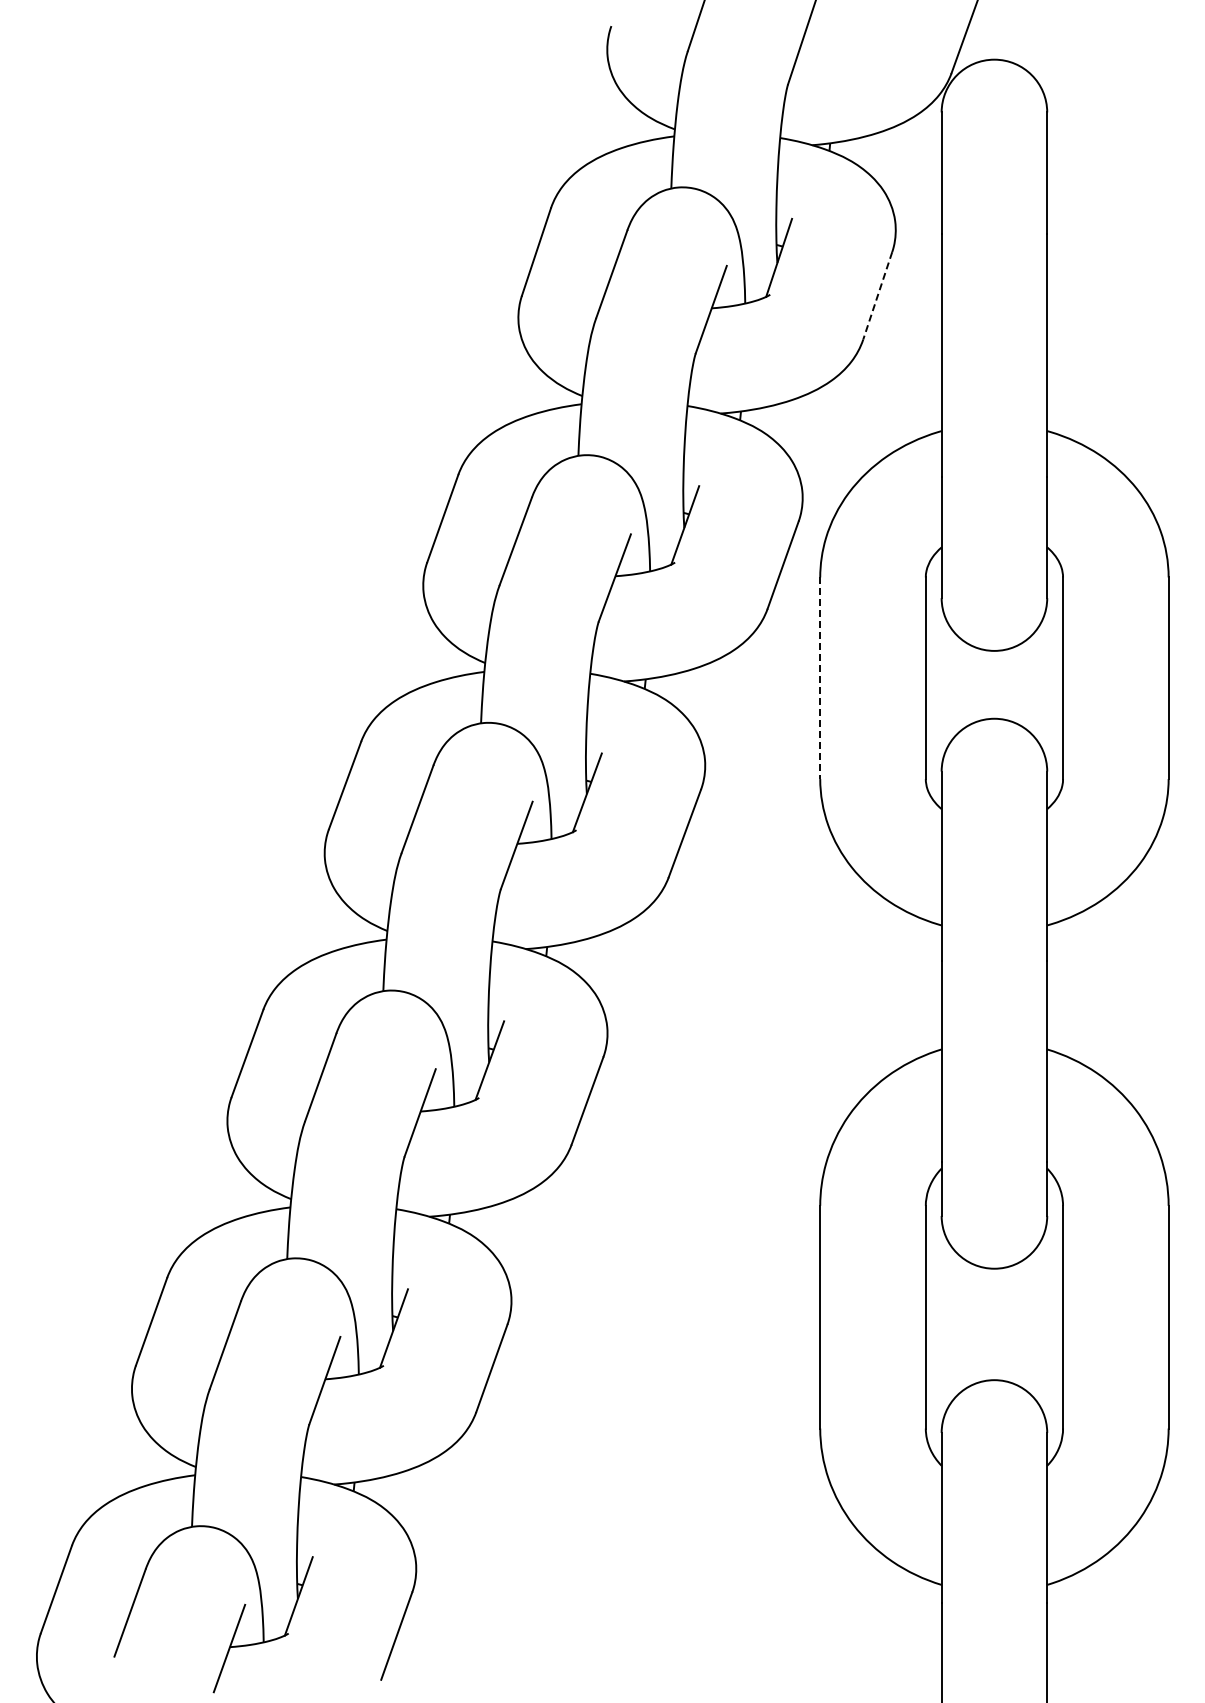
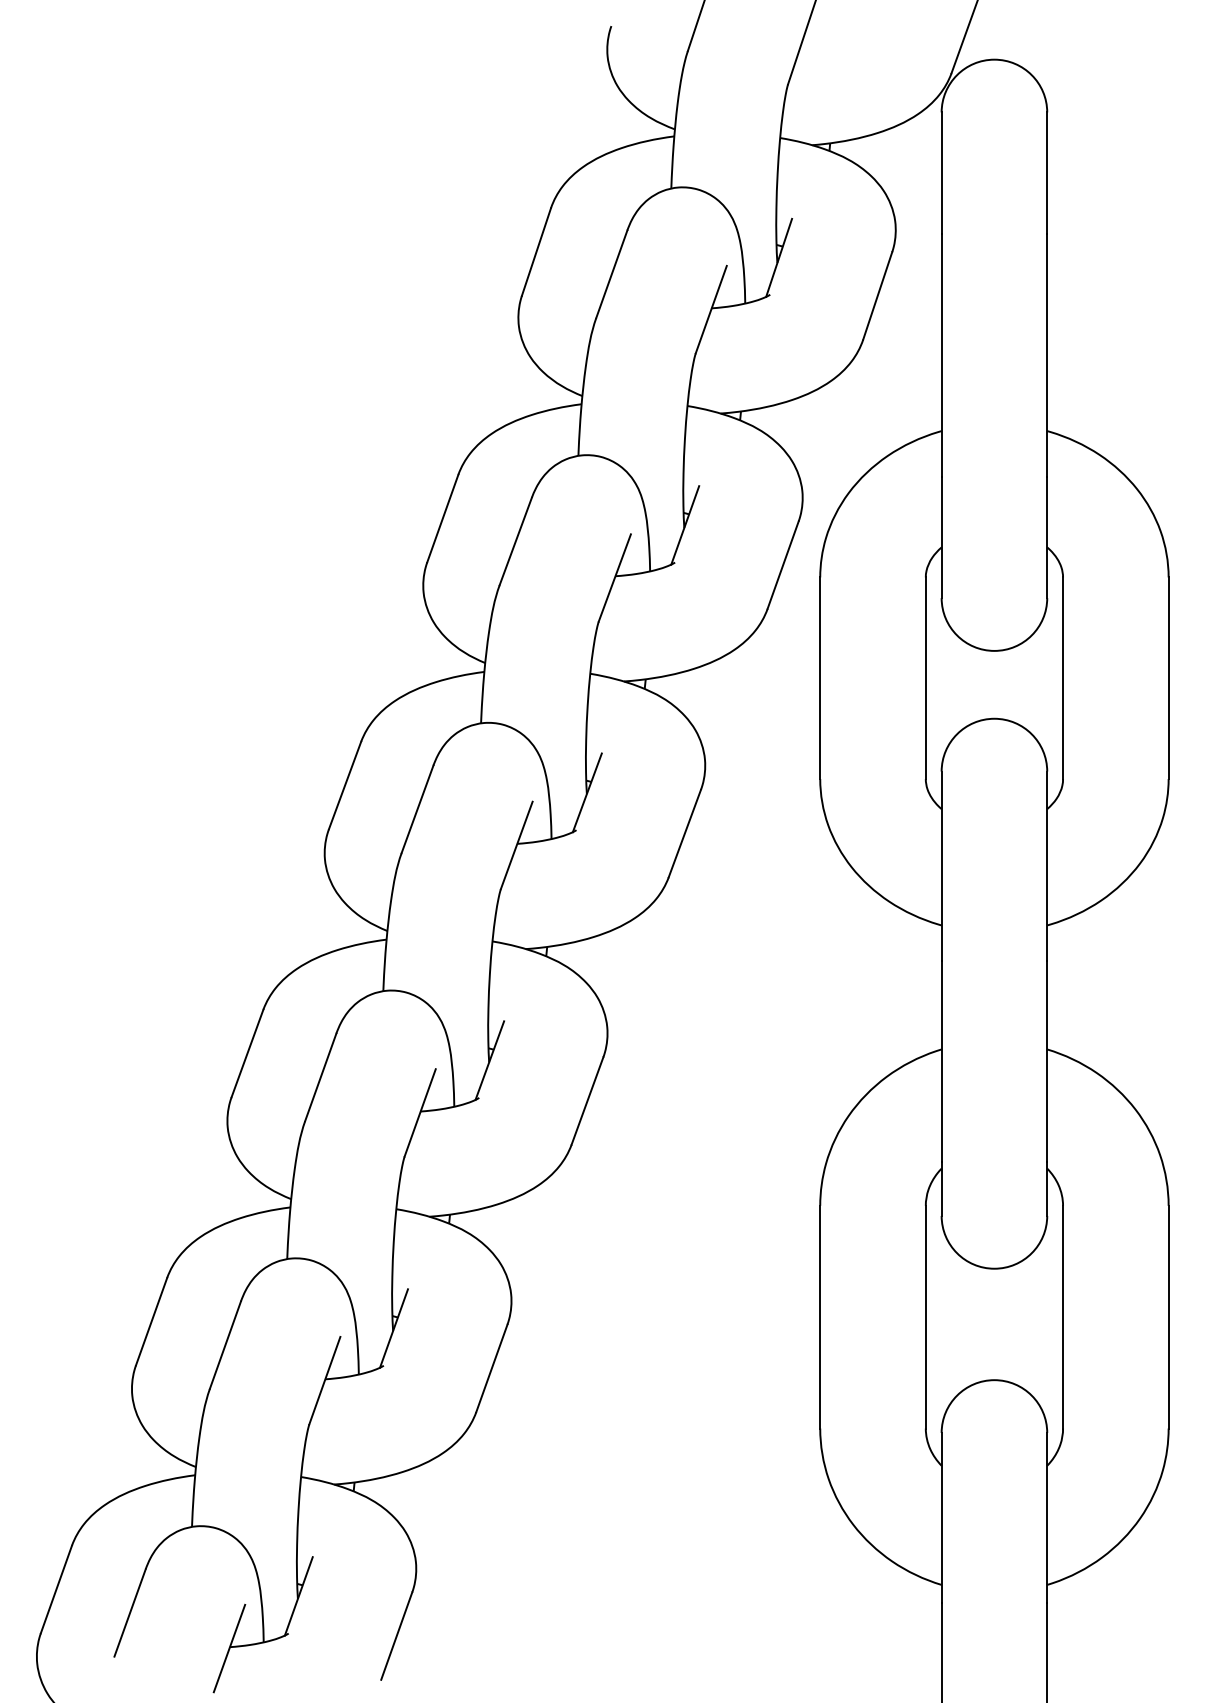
line: dashed -> solid (877, 296)
line: dashed -> solid (820, 678)
